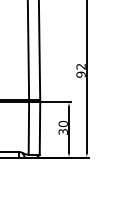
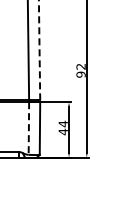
line: solid -> dashed (39, 50)
text: 30 -> 44 (62, 127)
line: solid -> dashed (28, 129)
